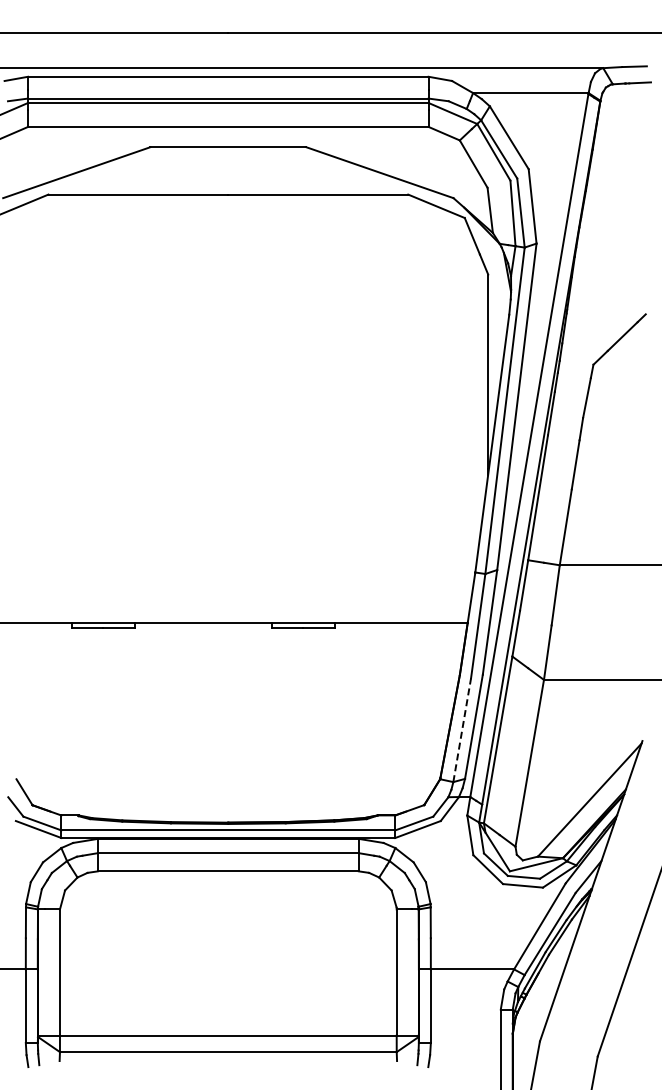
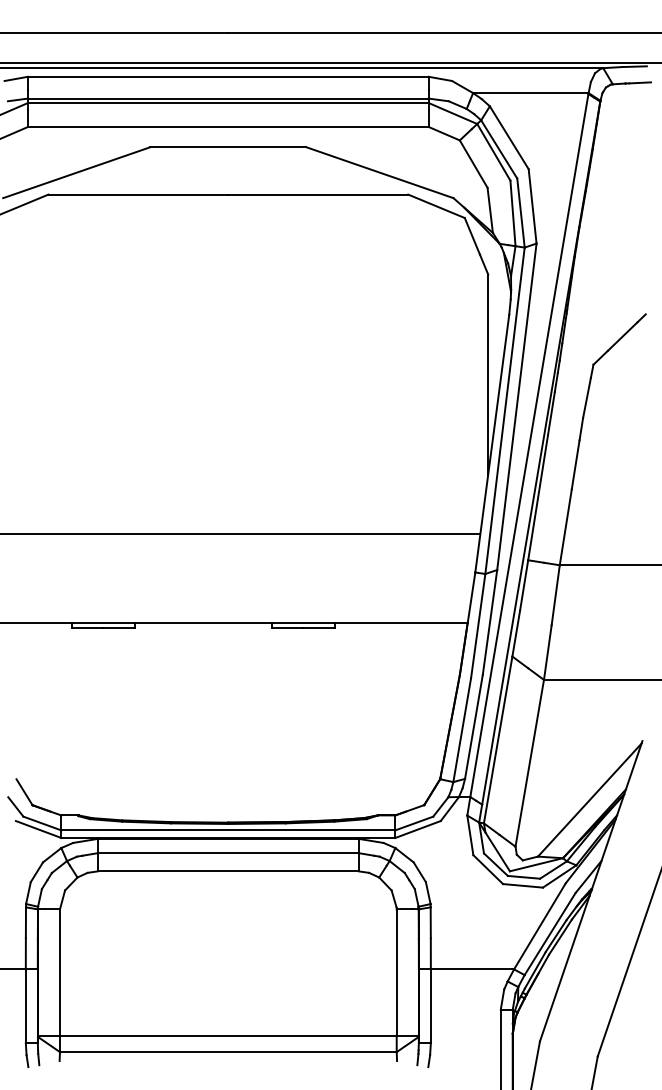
line: none -> present (330, 62)
line: none -> present (241, 534)
line: dashed -> solid (462, 730)
